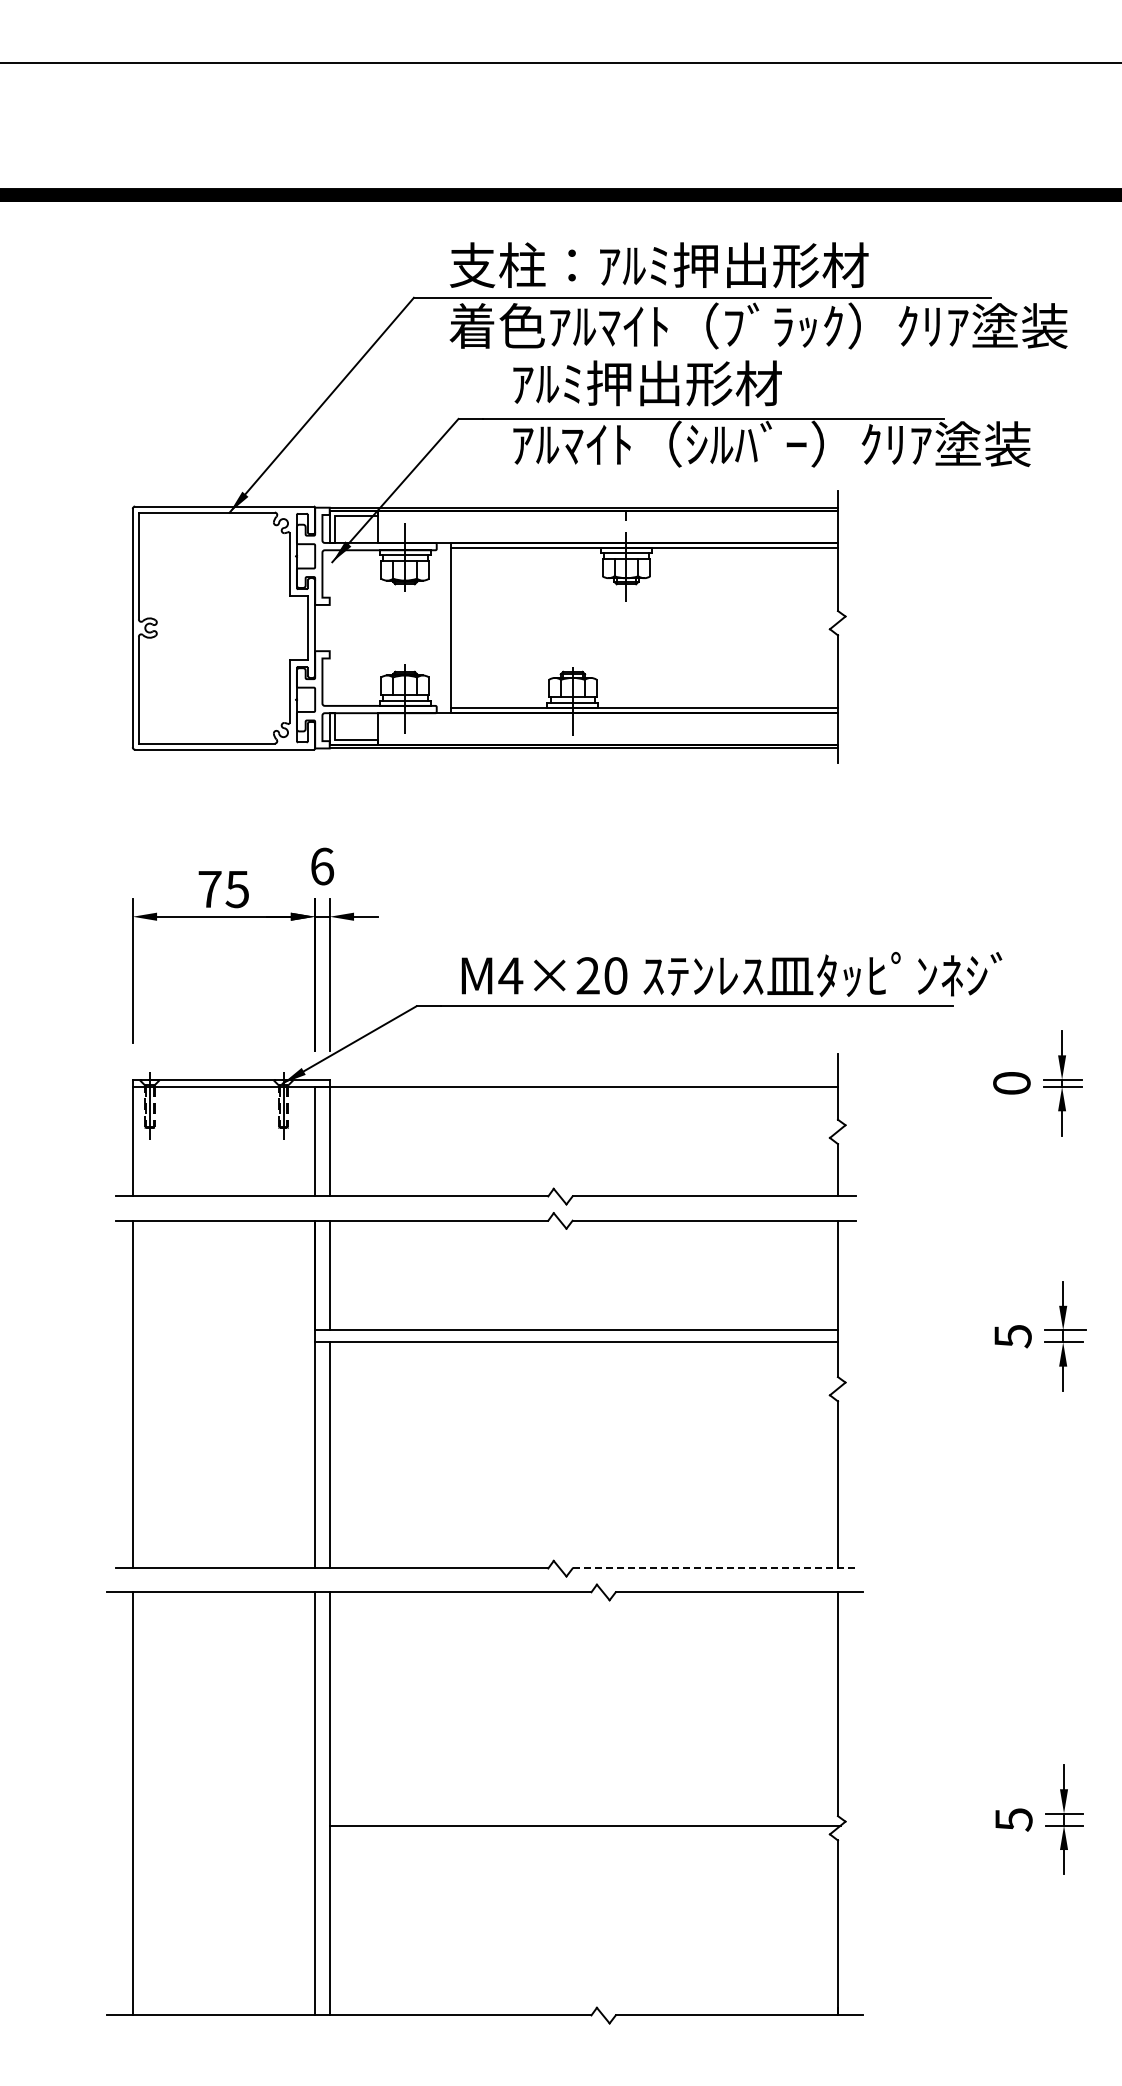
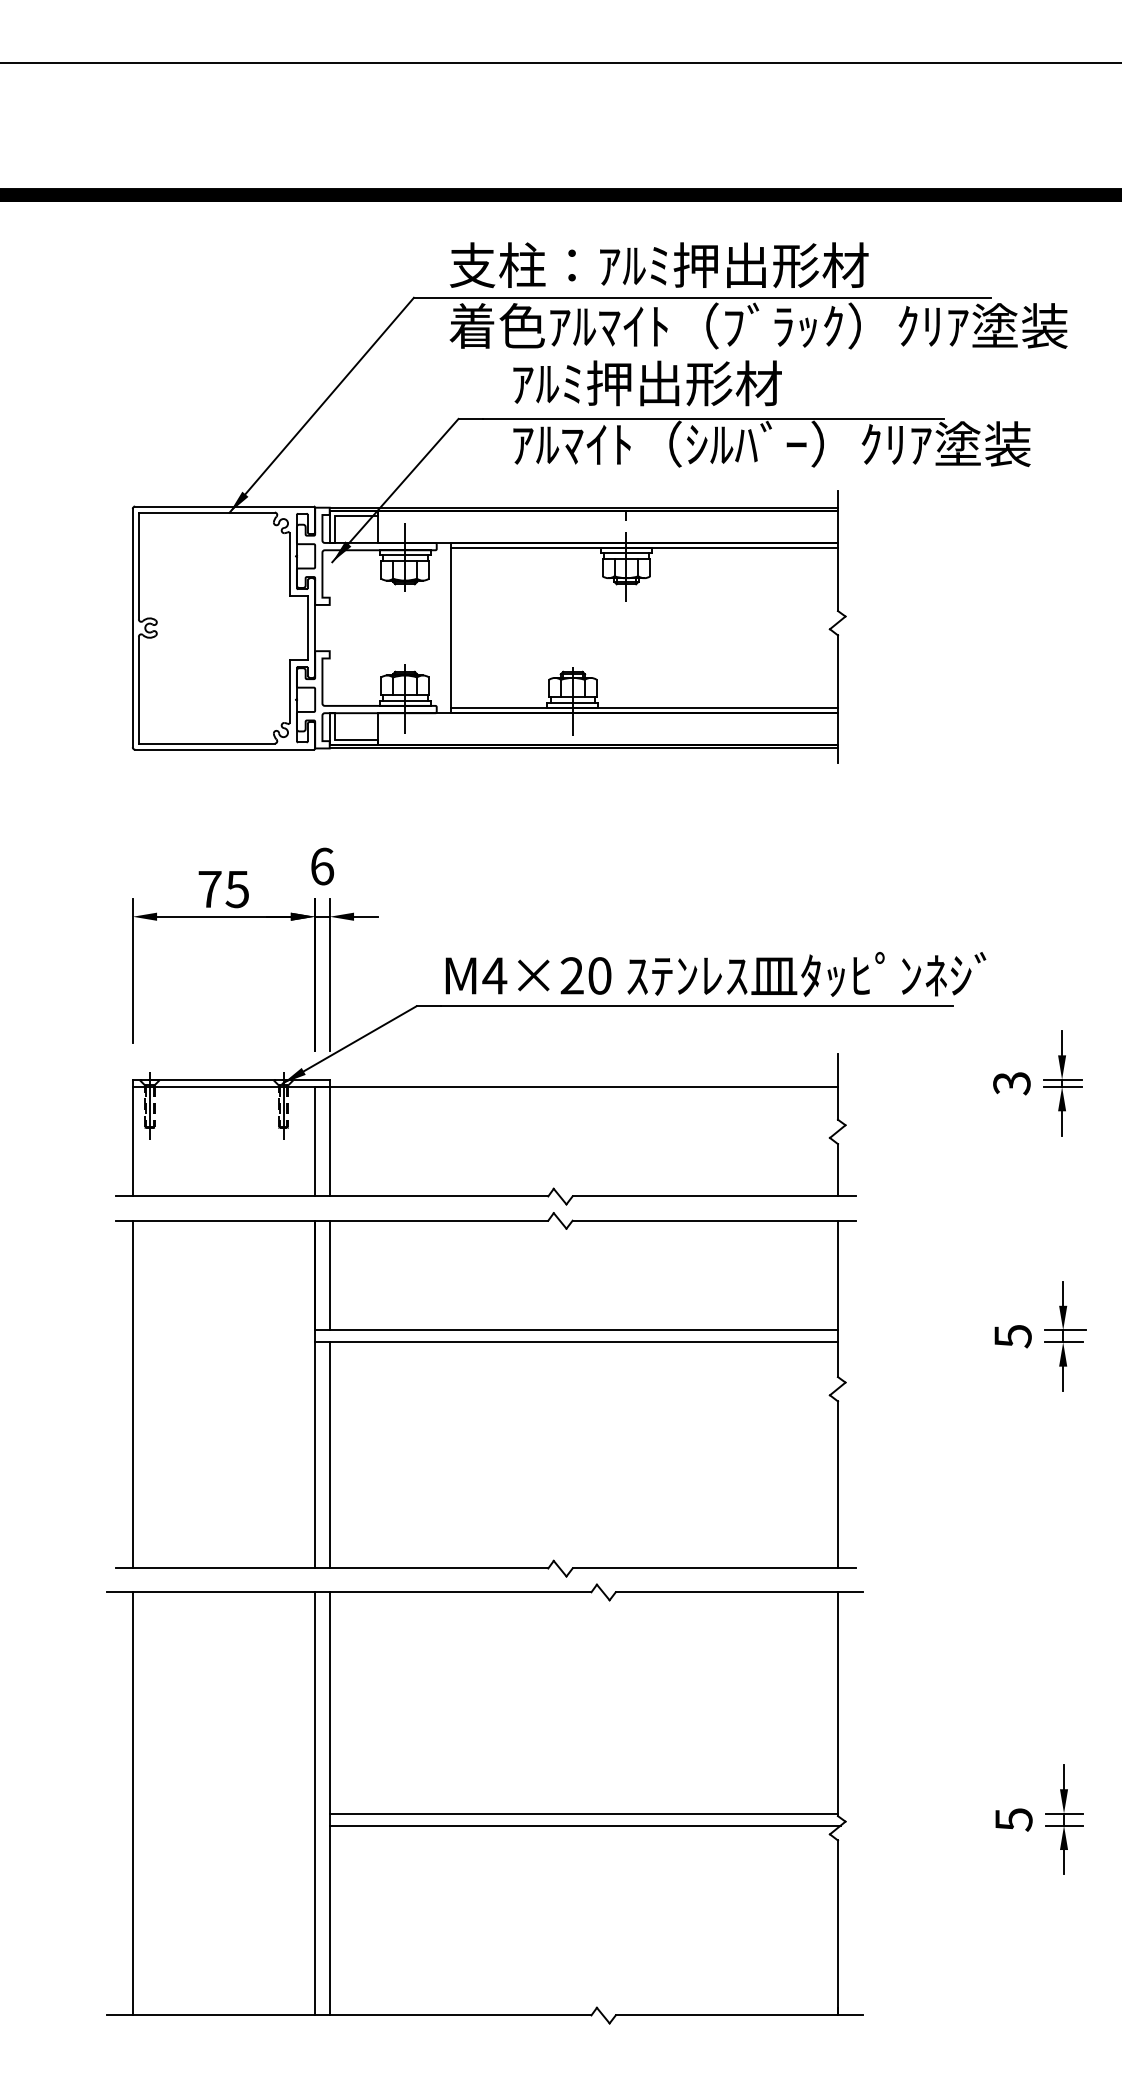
text position: (731, 974) -> (715, 974) (715, 974)
text: 0 -> 3 (1011, 1083)
line: dashed -> solid (714, 1568)
line: none -> present (583, 1813)
